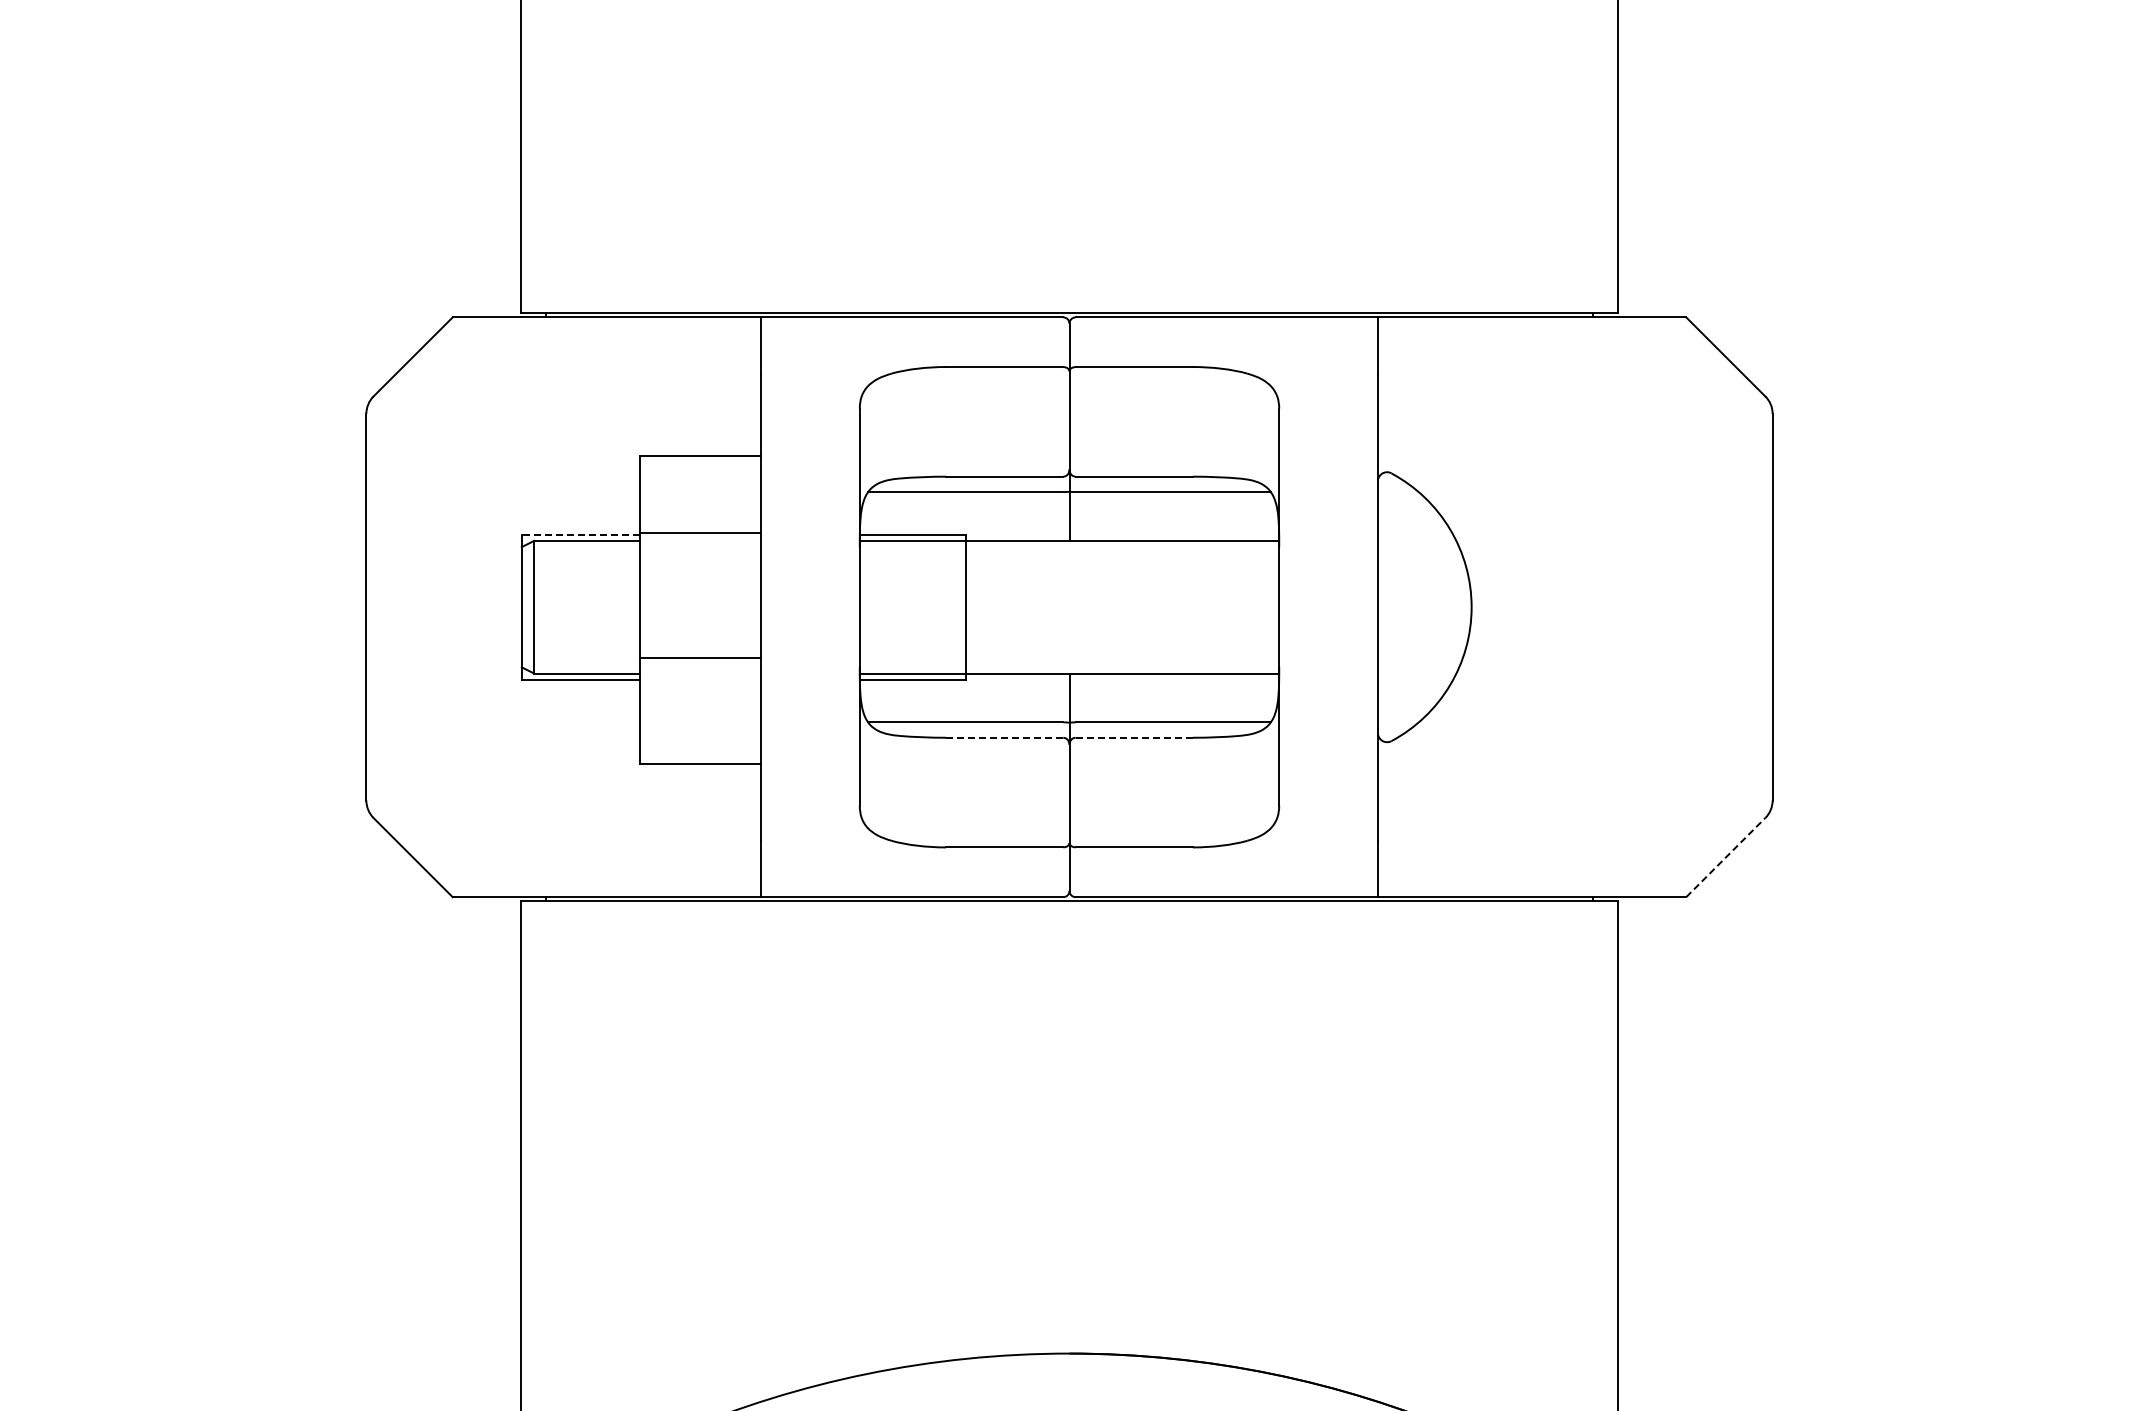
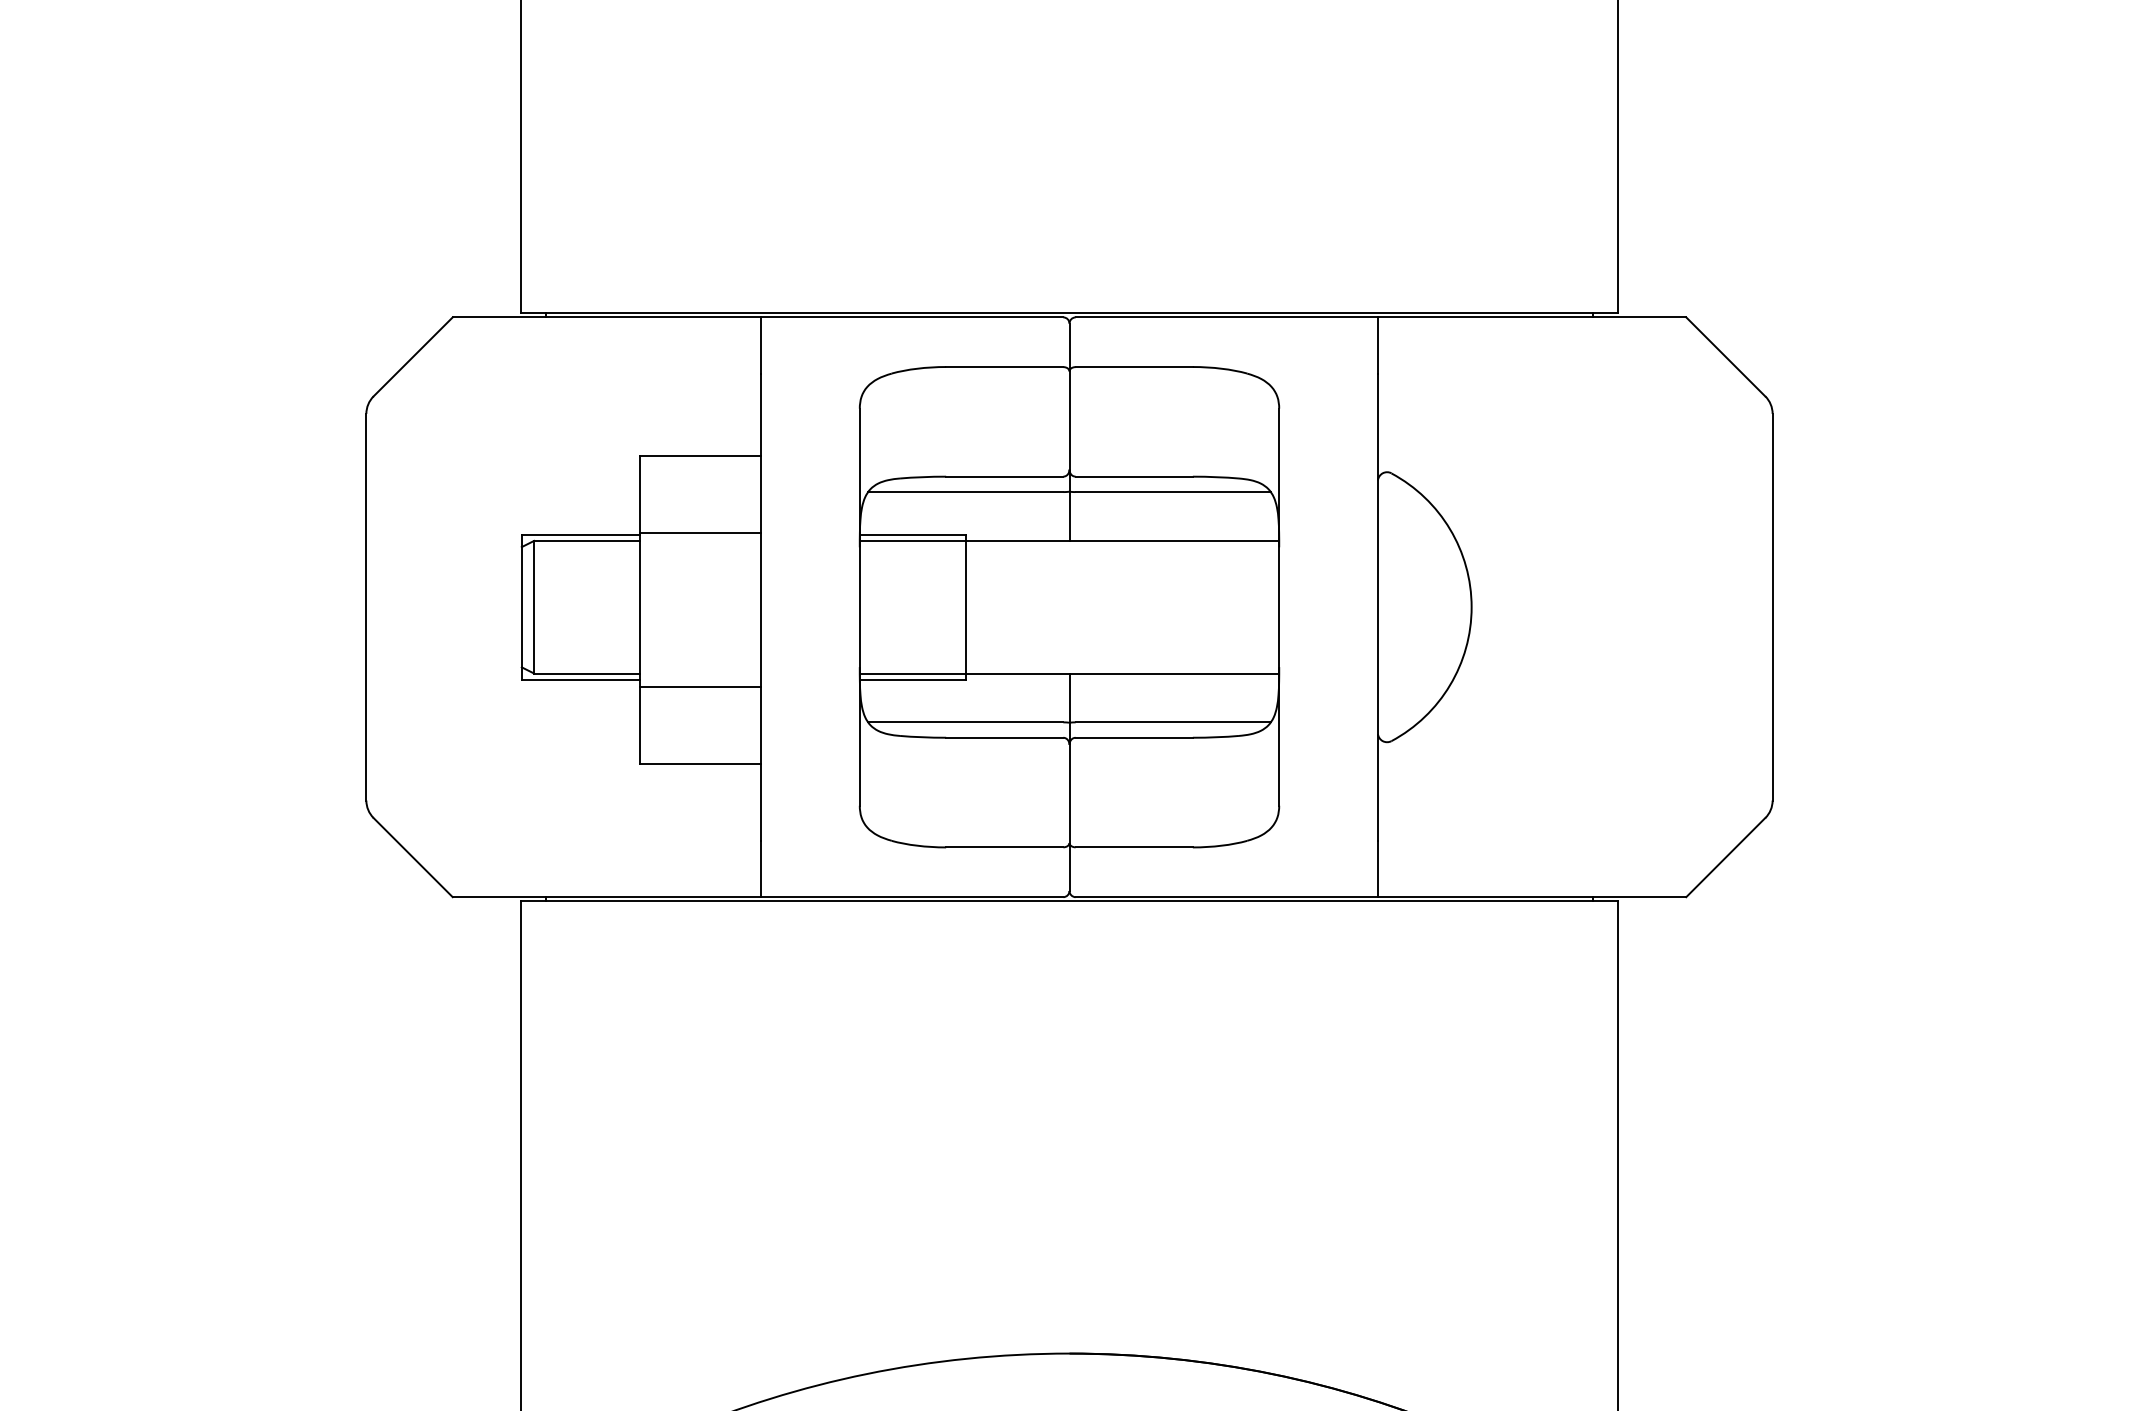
line: dashed -> solid (580, 534)
line position: (700, 657) -> (700, 686) (700, 686)
line: dashed -> solid (1004, 737)
line: dashed -> solid (1134, 737)
line: dashed -> solid (1725, 857)
